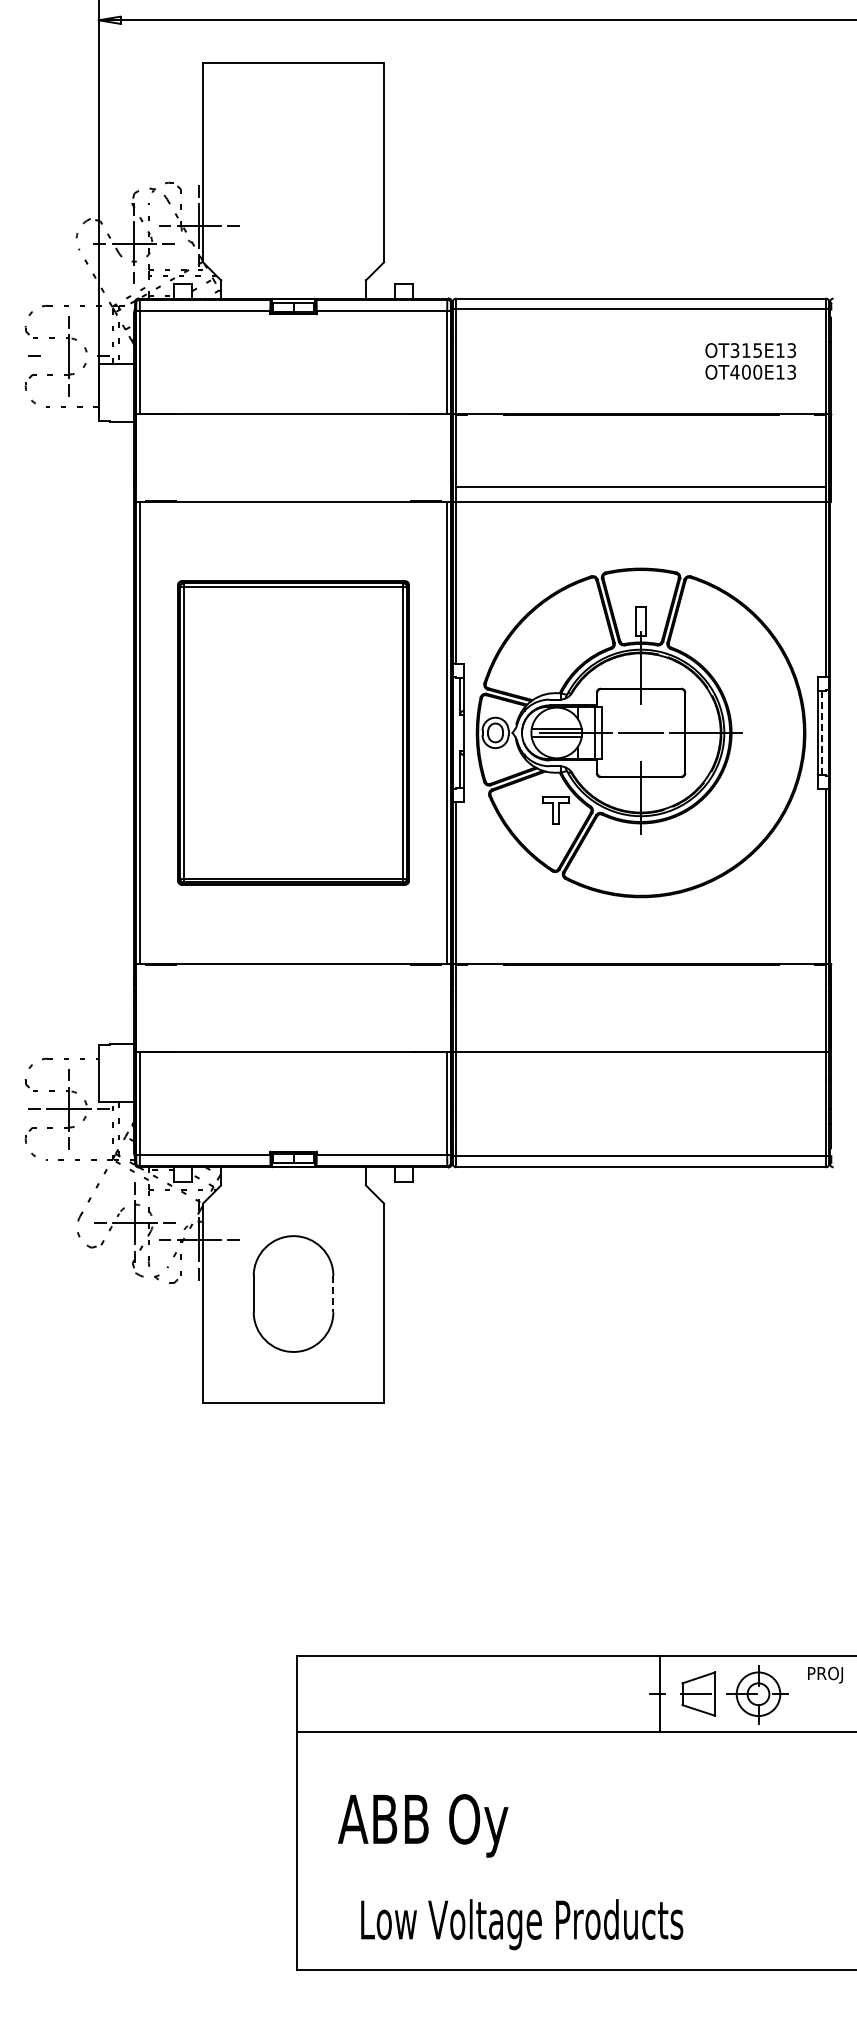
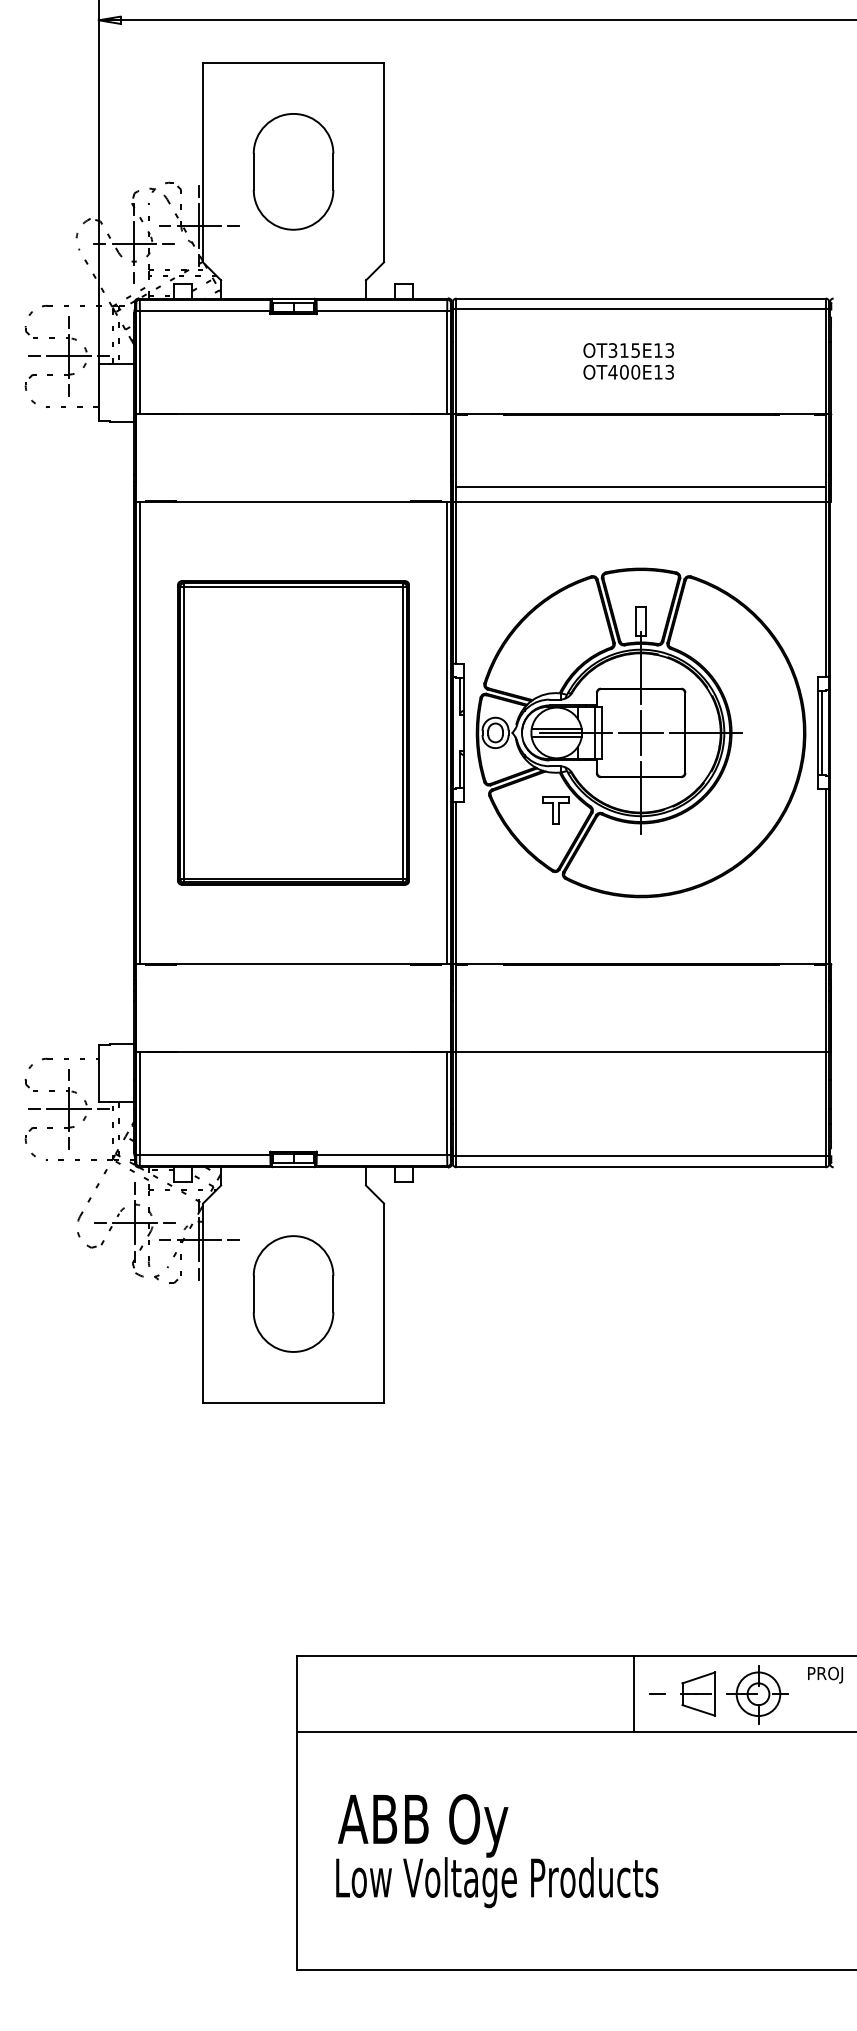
part: none -> present (293, 171)
line: none -> present (68, 356)
text position: (750, 361) -> (628, 361) (628, 361)
line: none -> present (641, 732)
line: dashed -> solid (822, 732)
line: dashed -> solid (333, 1294)
line position: (659, 1694) -> (633, 1694) (633, 1694)
text position: (522, 1924) -> (497, 1882) (497, 1882)
